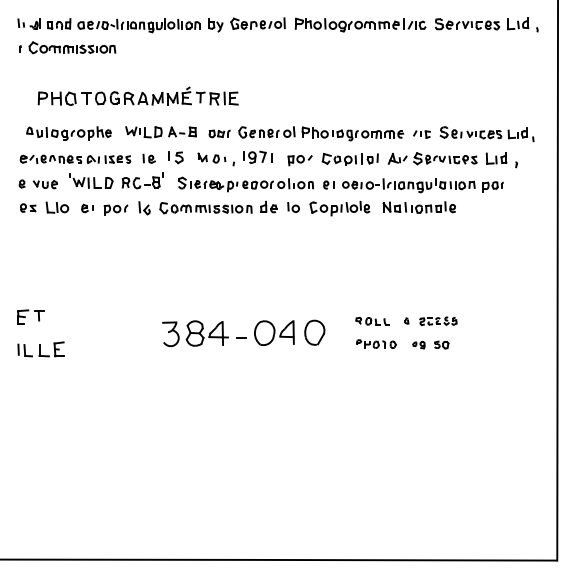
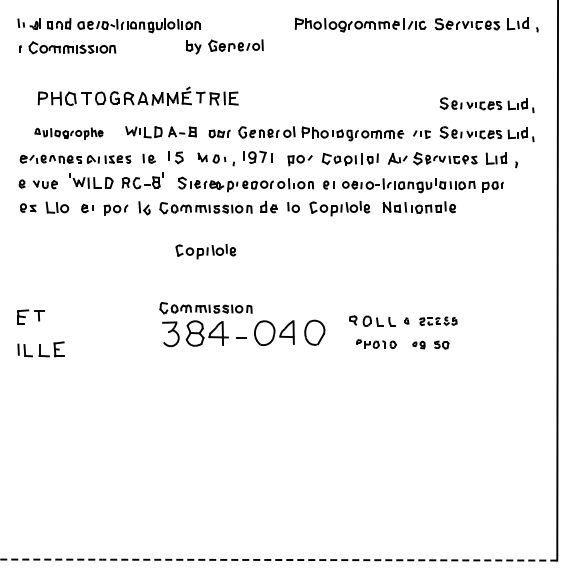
part position: (246, 24) -> (224, 46) (224, 46)
part: none -> present (486, 105)
part size: 86x15 px -> 70x13 px (68, 133)
part: none -> present (205, 251)
part: none -> present (205, 308)
part size: 35x9 px -> 47x12 px (372, 320)
arc: solid -> dashed (278, 560)
